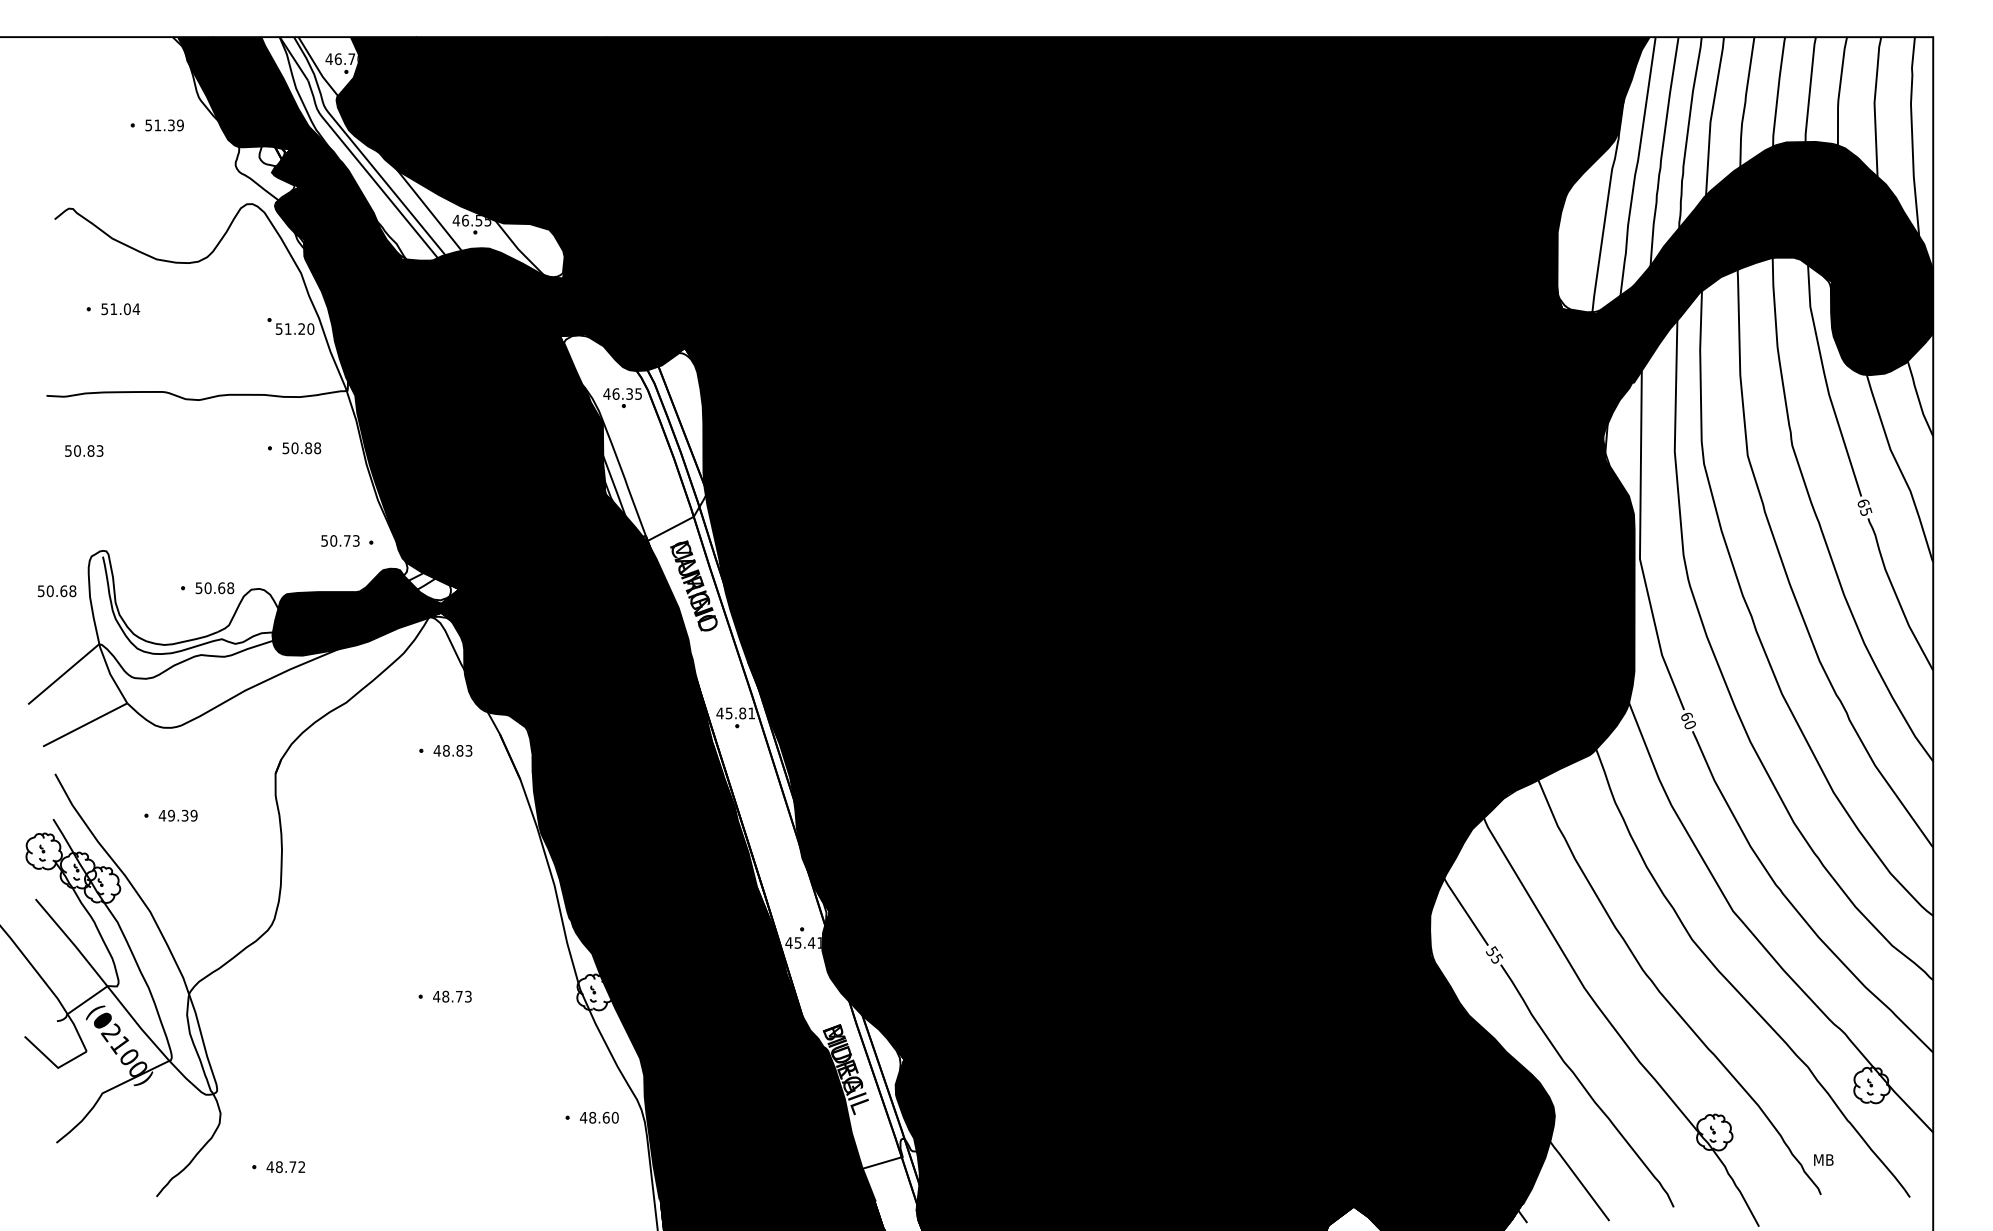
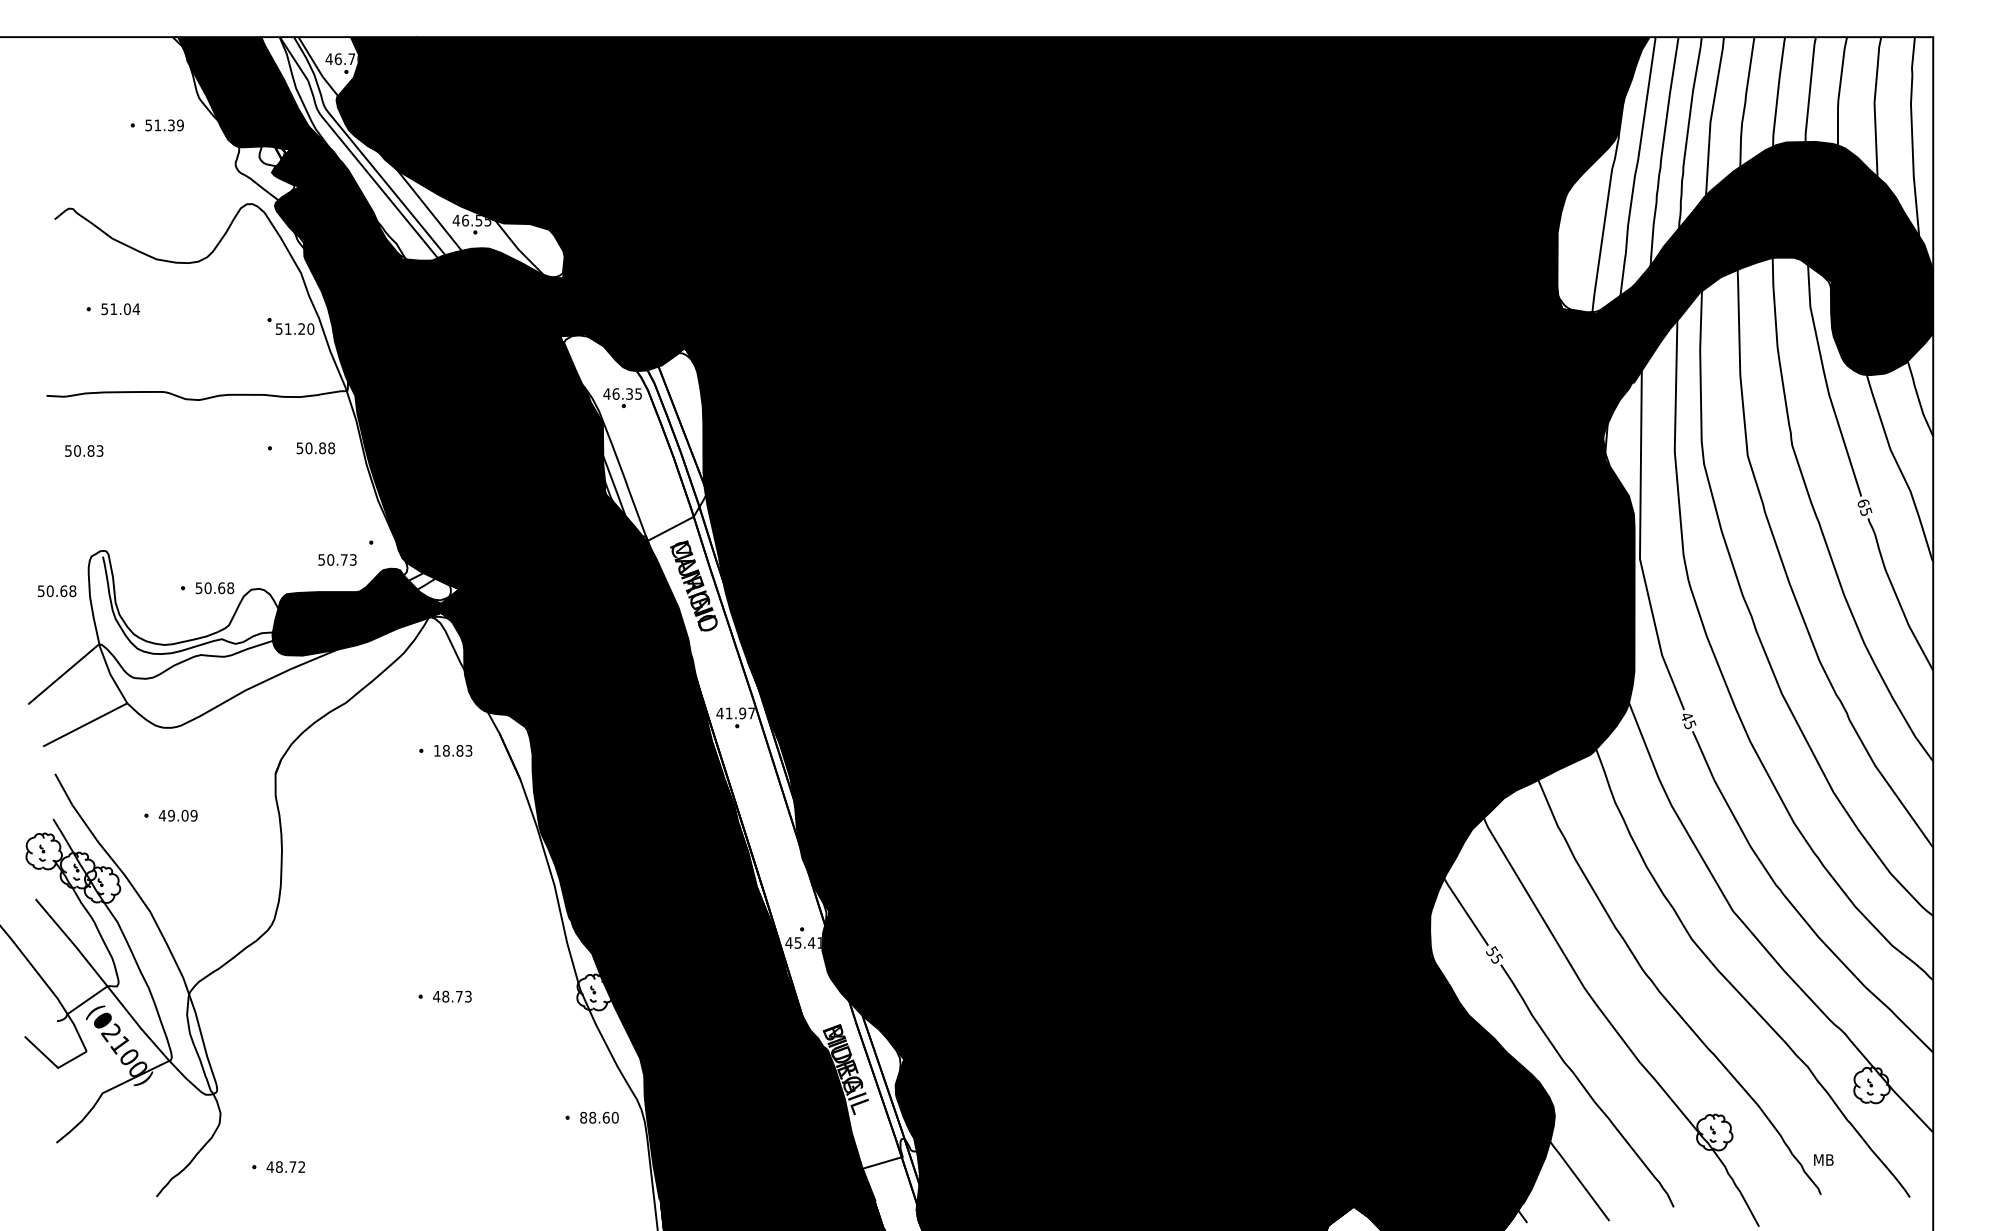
text position: (301, 448) -> (315, 448) (315, 448)
text position: (340, 540) -> (337, 559) (337, 559)
text: 45.81 -> 41.97 (739, 713)
text: 60 -> 45 (1688, 720)
text: 48.83 -> 18.83 (437, 750)
text: 49.39 -> 49.09 (184, 815)
text: 48.60 -> 88.60 (583, 1117)
